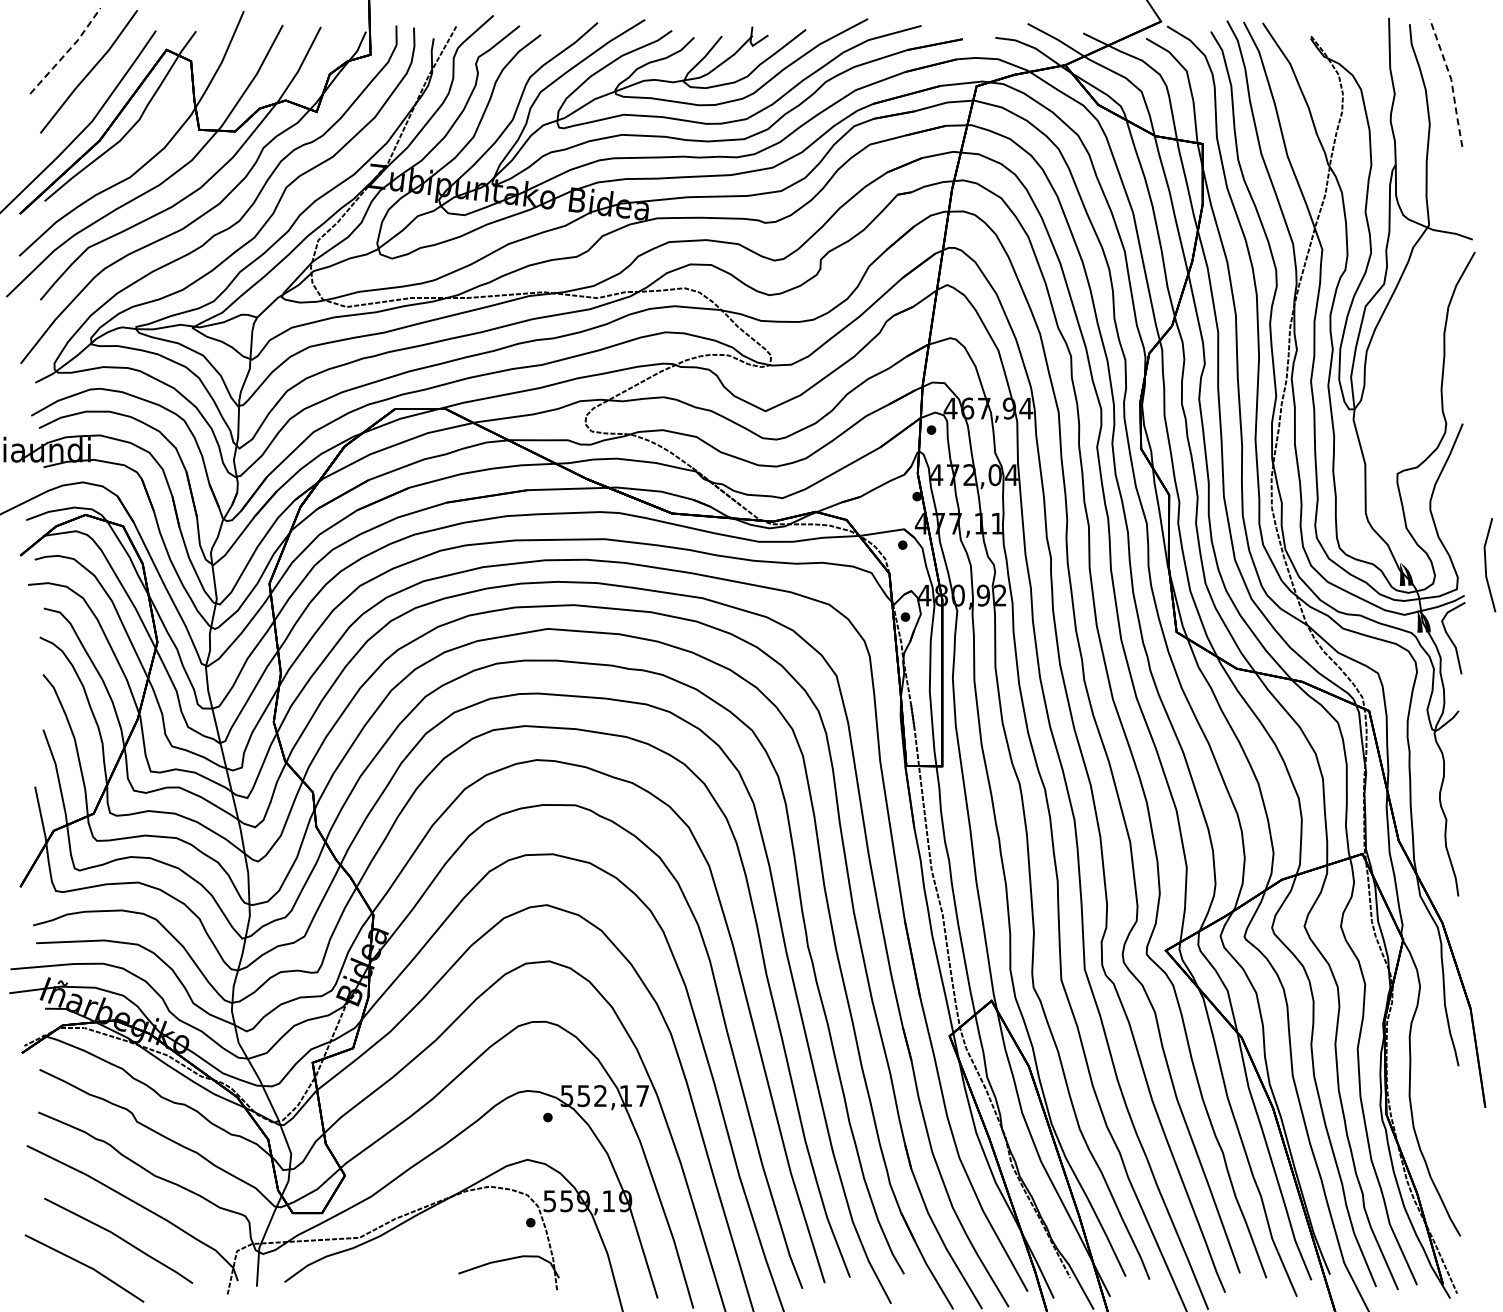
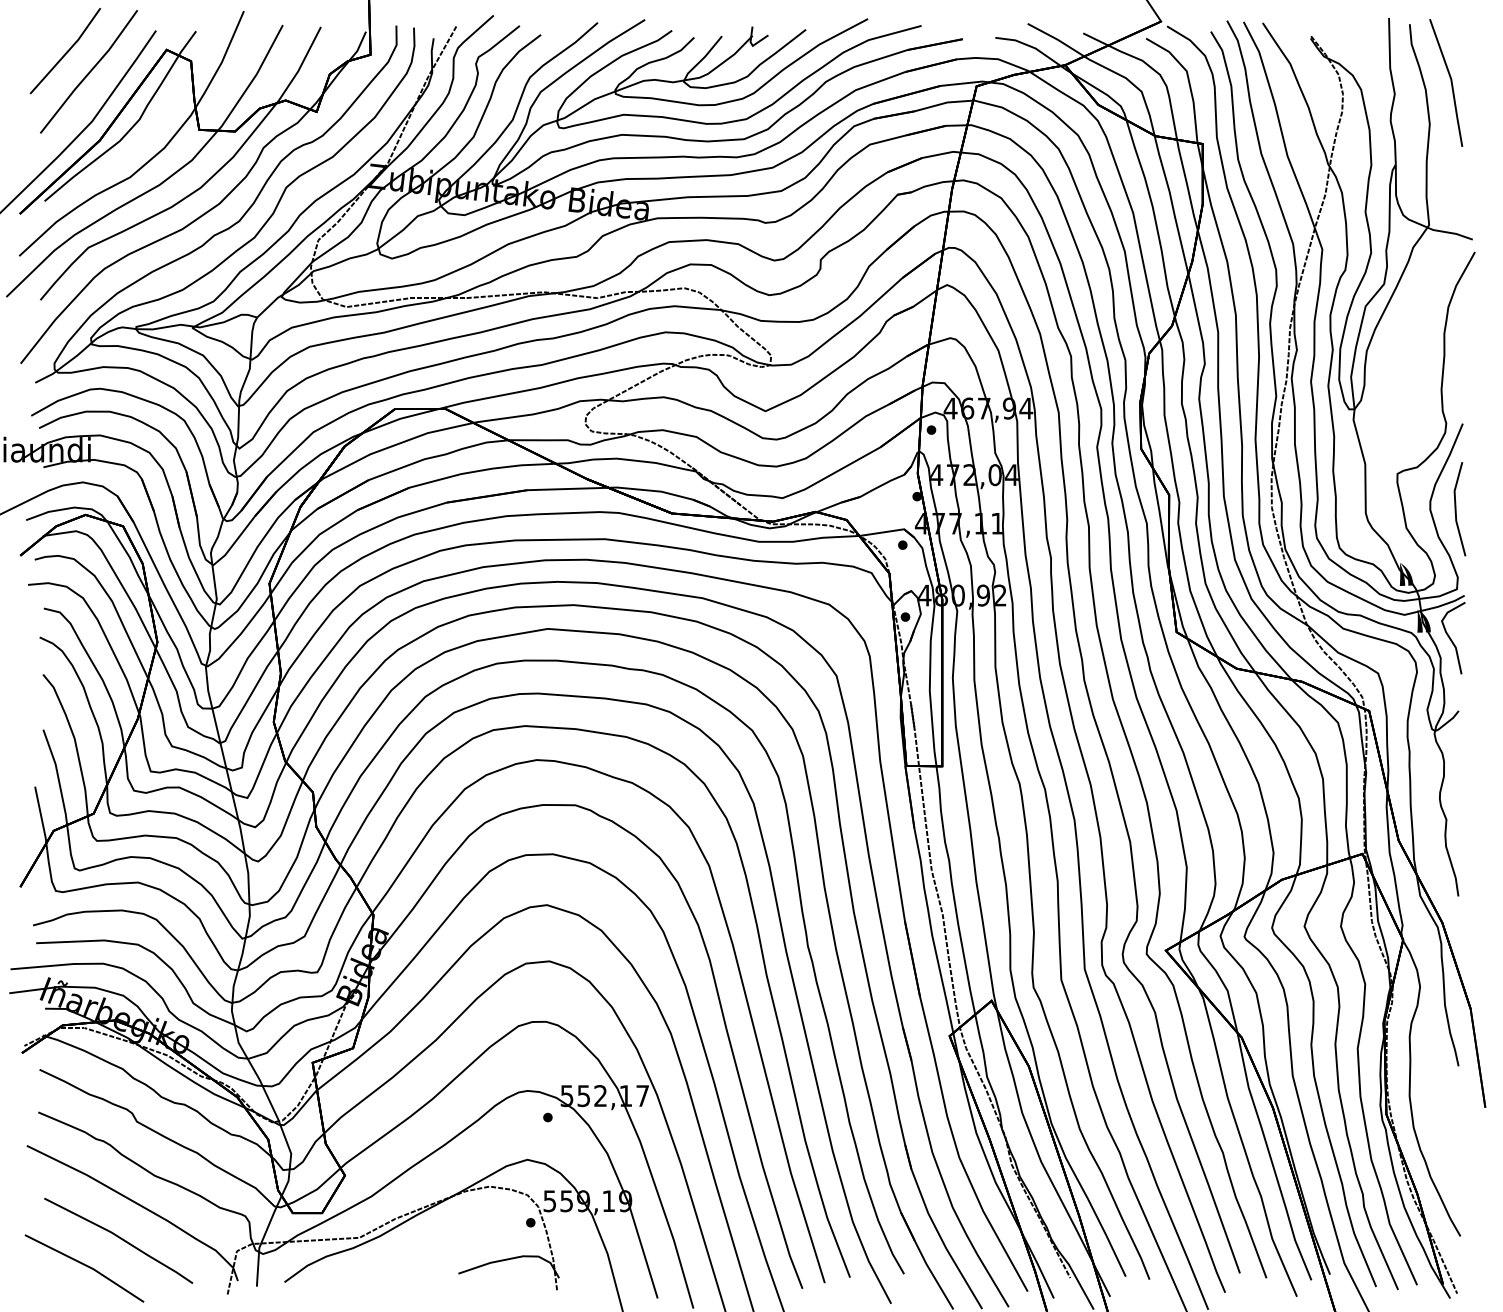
line: dashed -> solid (67, 51)
line: dashed -> solid (1451, 82)
line position: (1486, 565) -> (1456, 509) (1456, 509)
